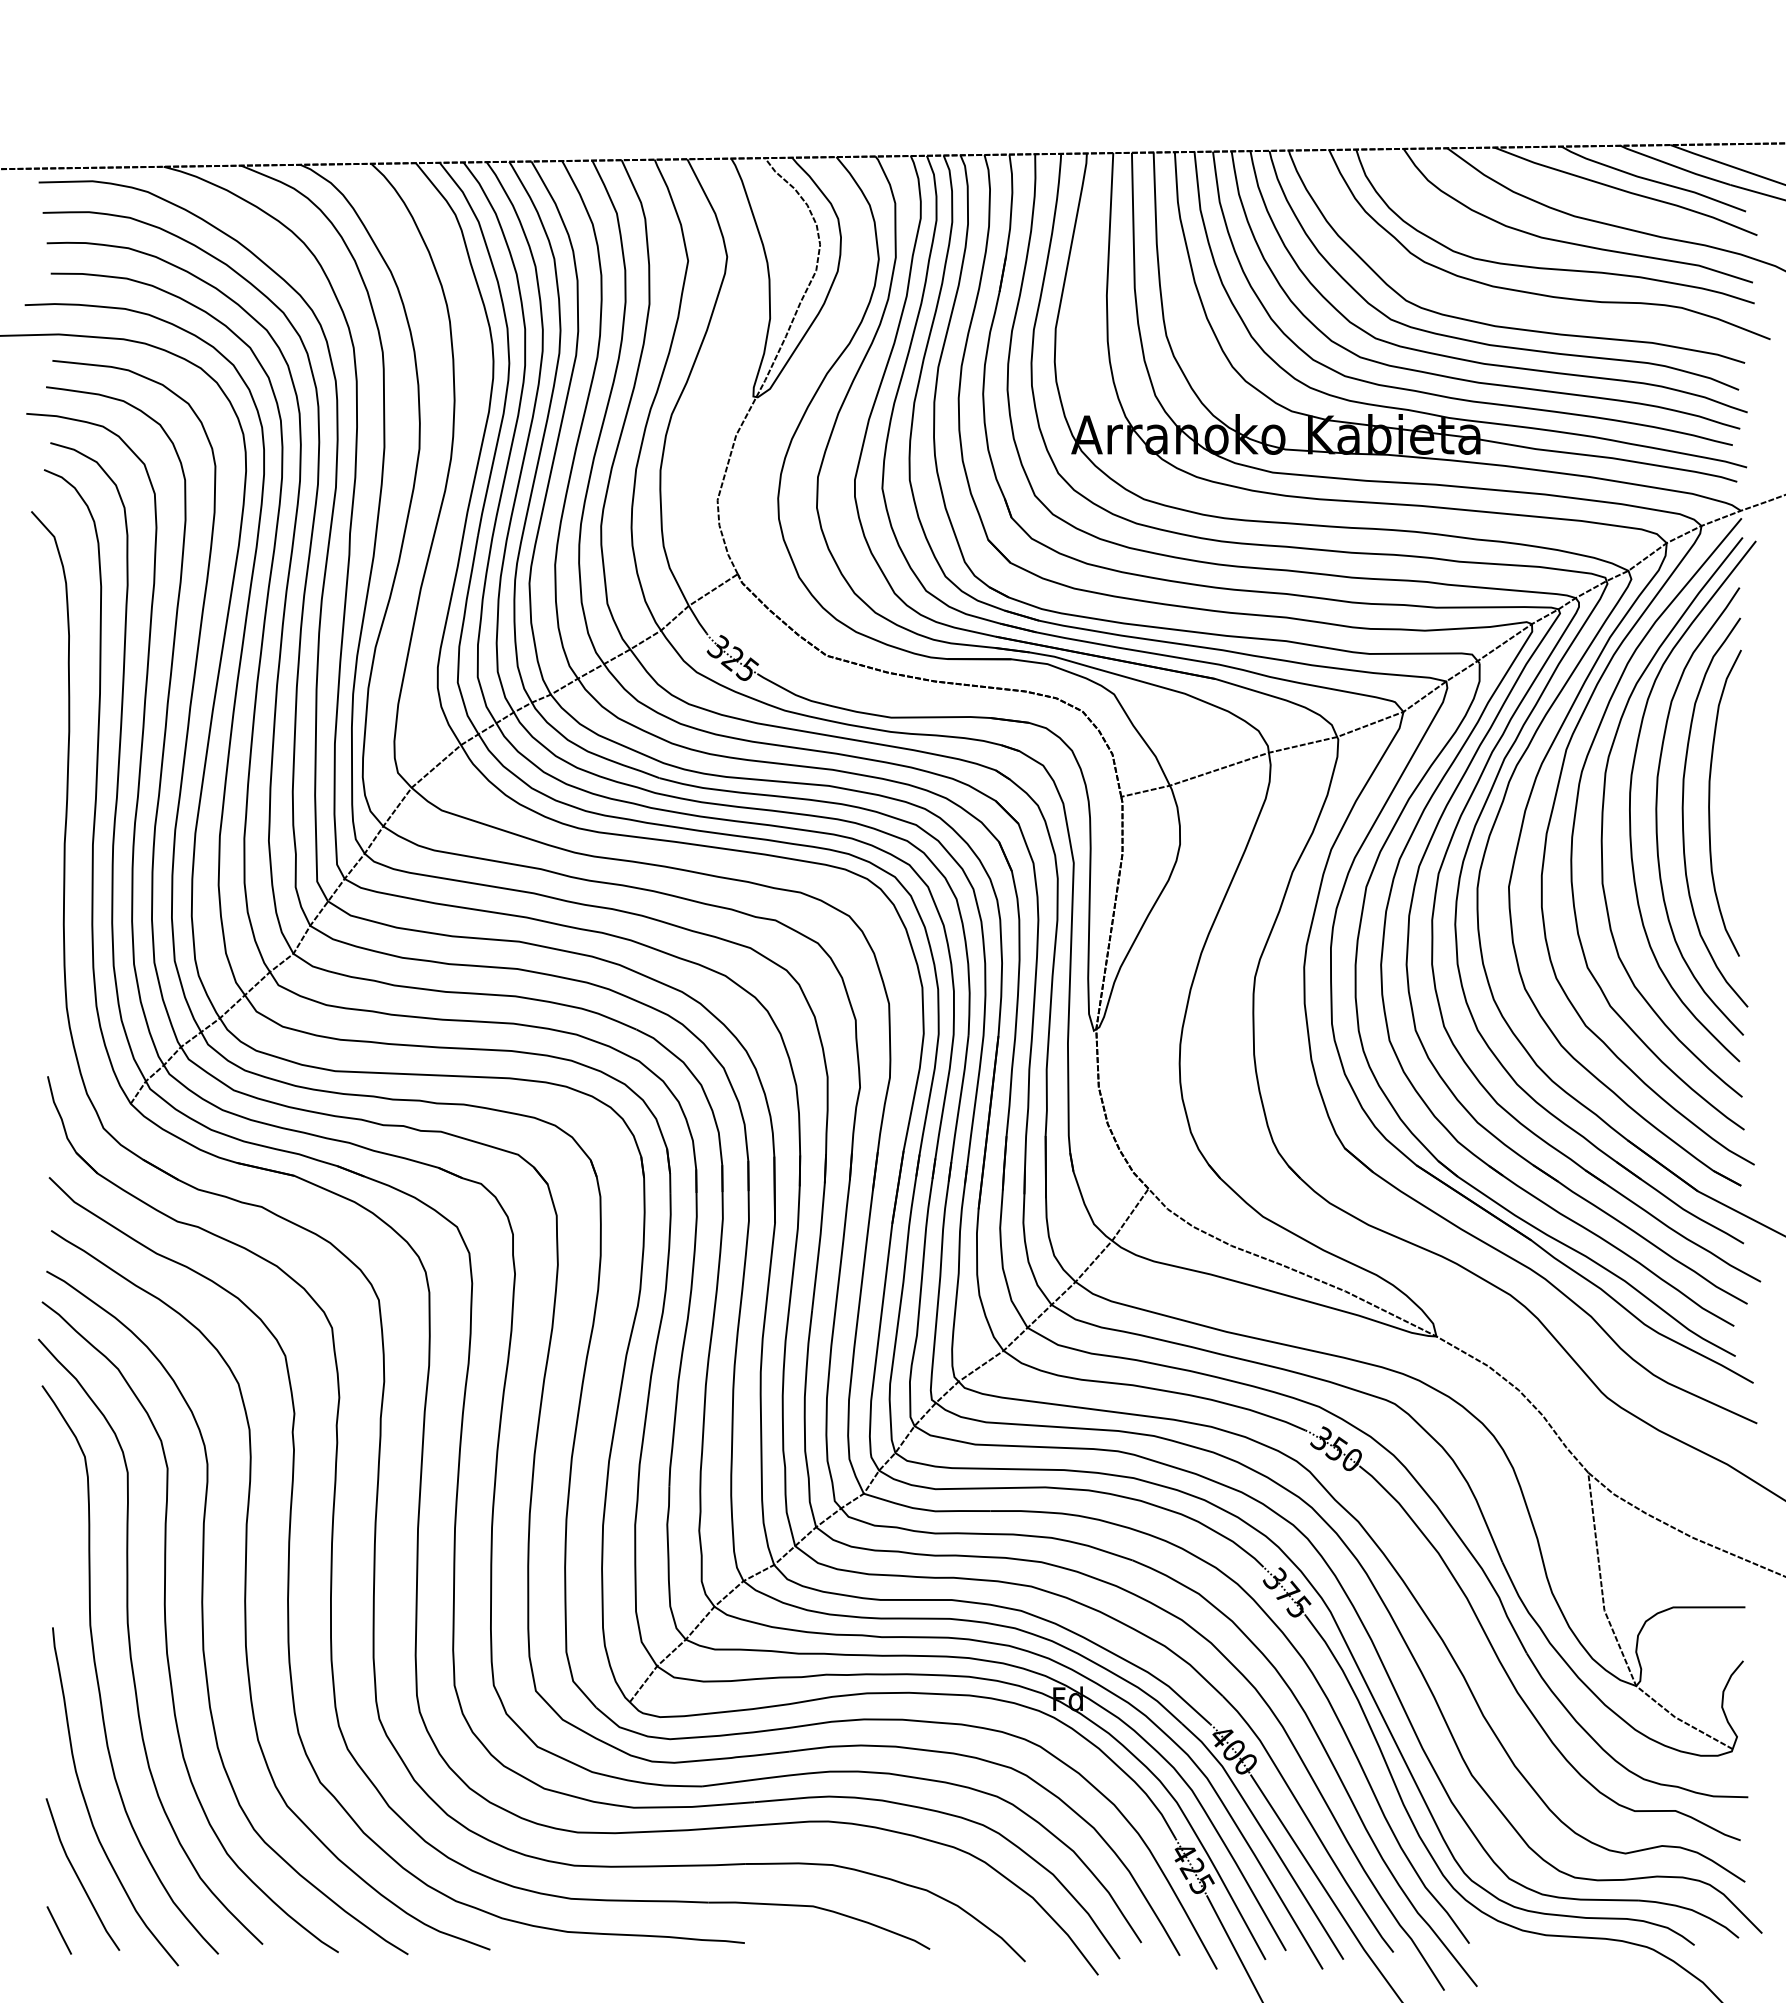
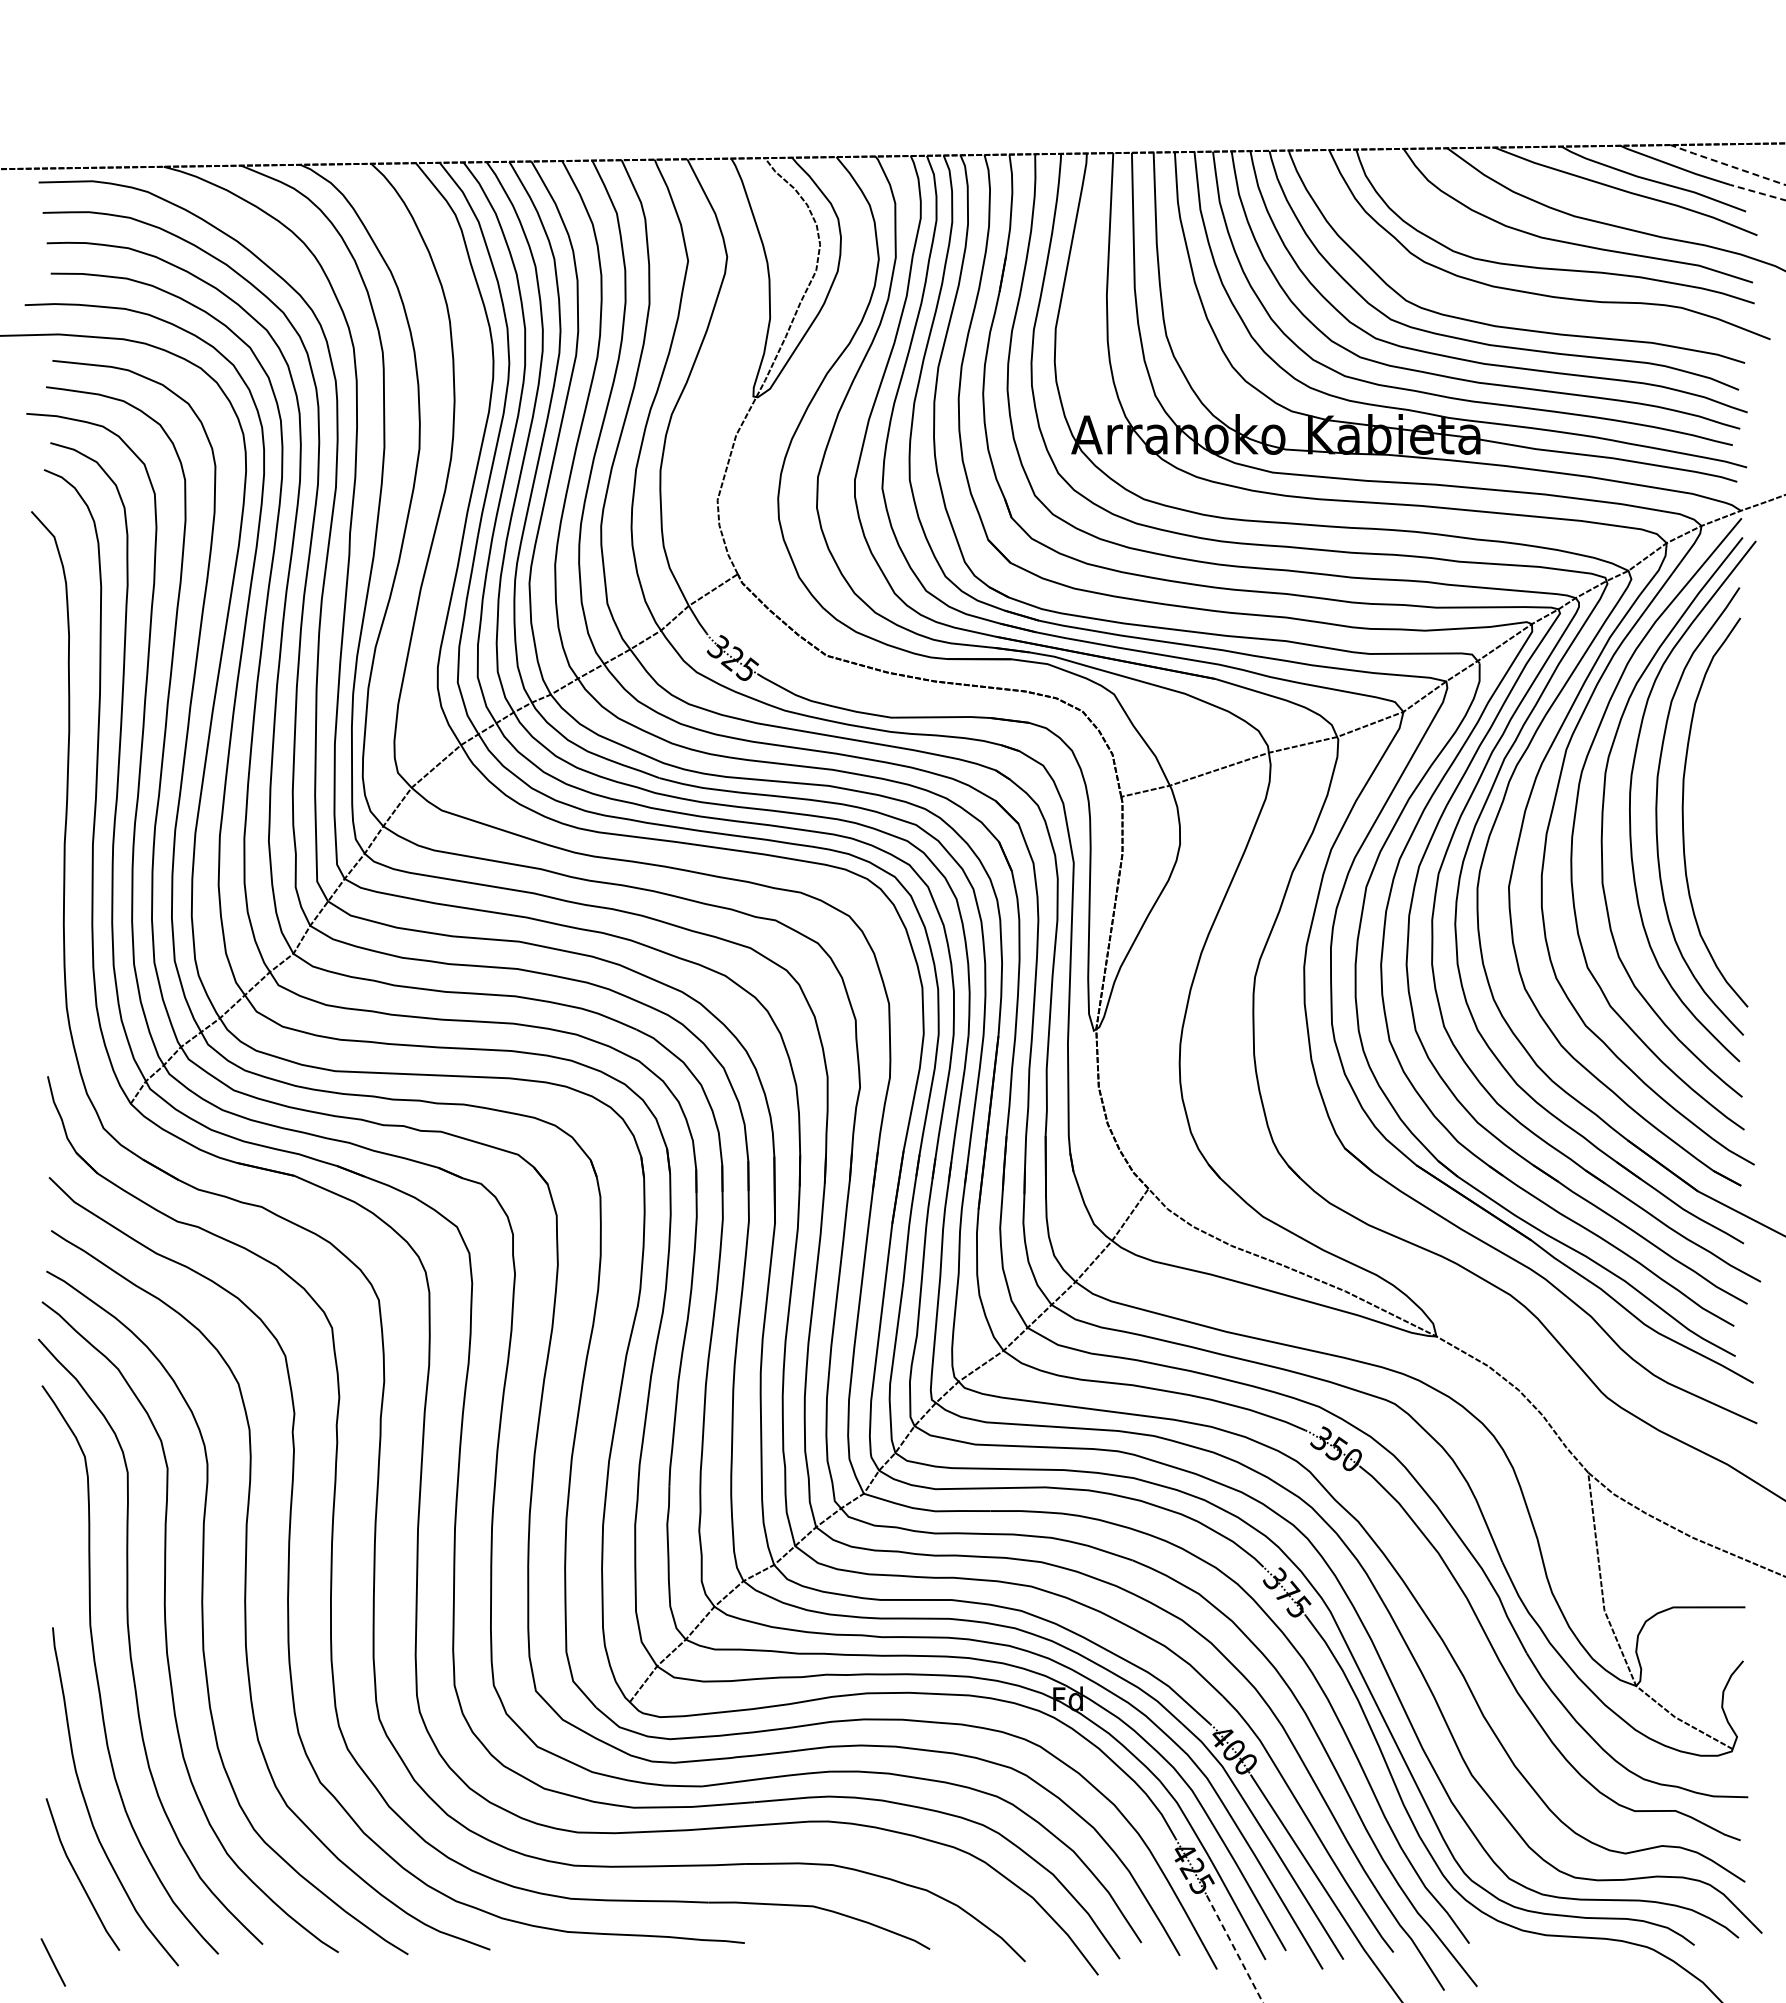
line: solid -> dashed (1727, 165)
line: solid -> dashed (1758, 192)
curve: present -> none (1710, 802)
line position: (58, 1930) -> (52, 1962) (52, 1962)
line: solid -> dashed (1235, 1949)
